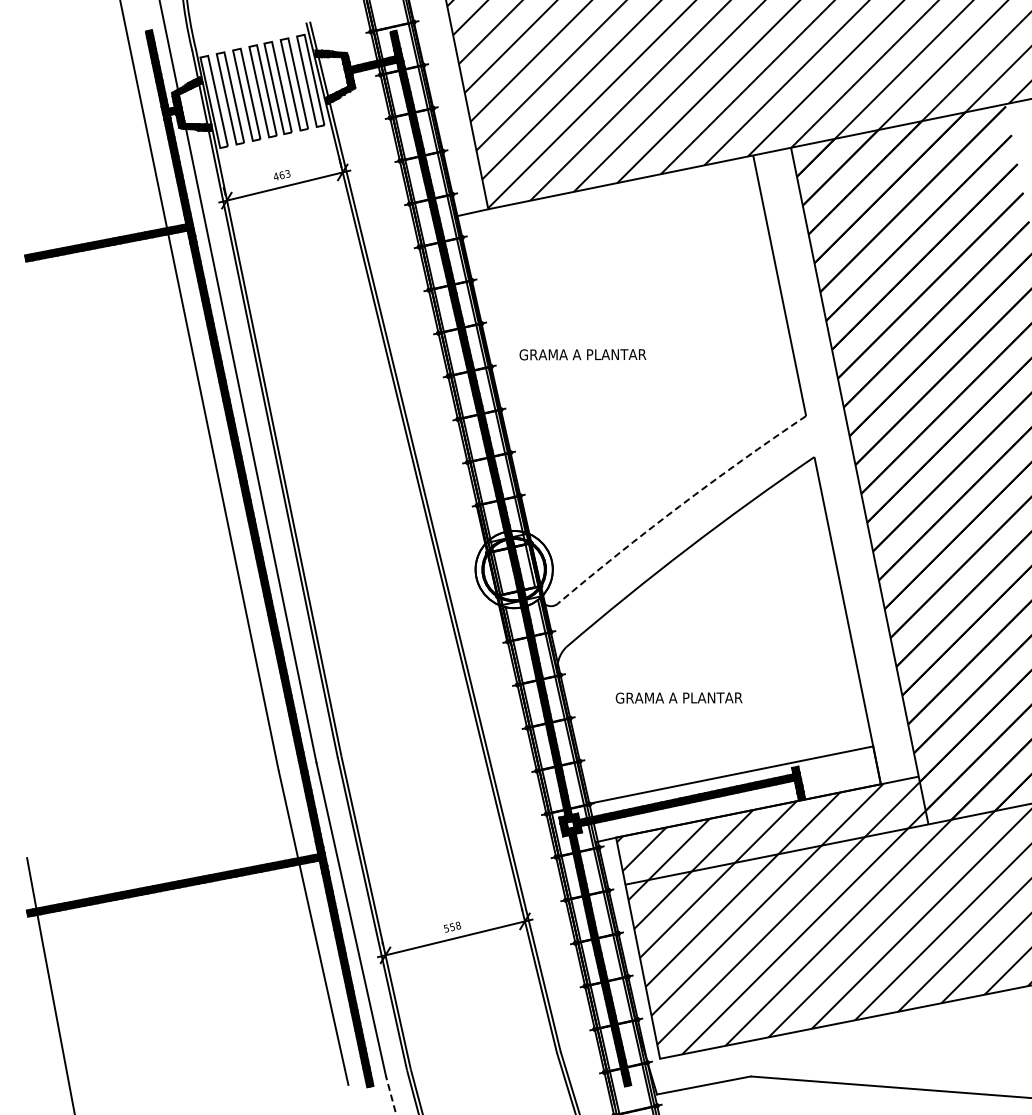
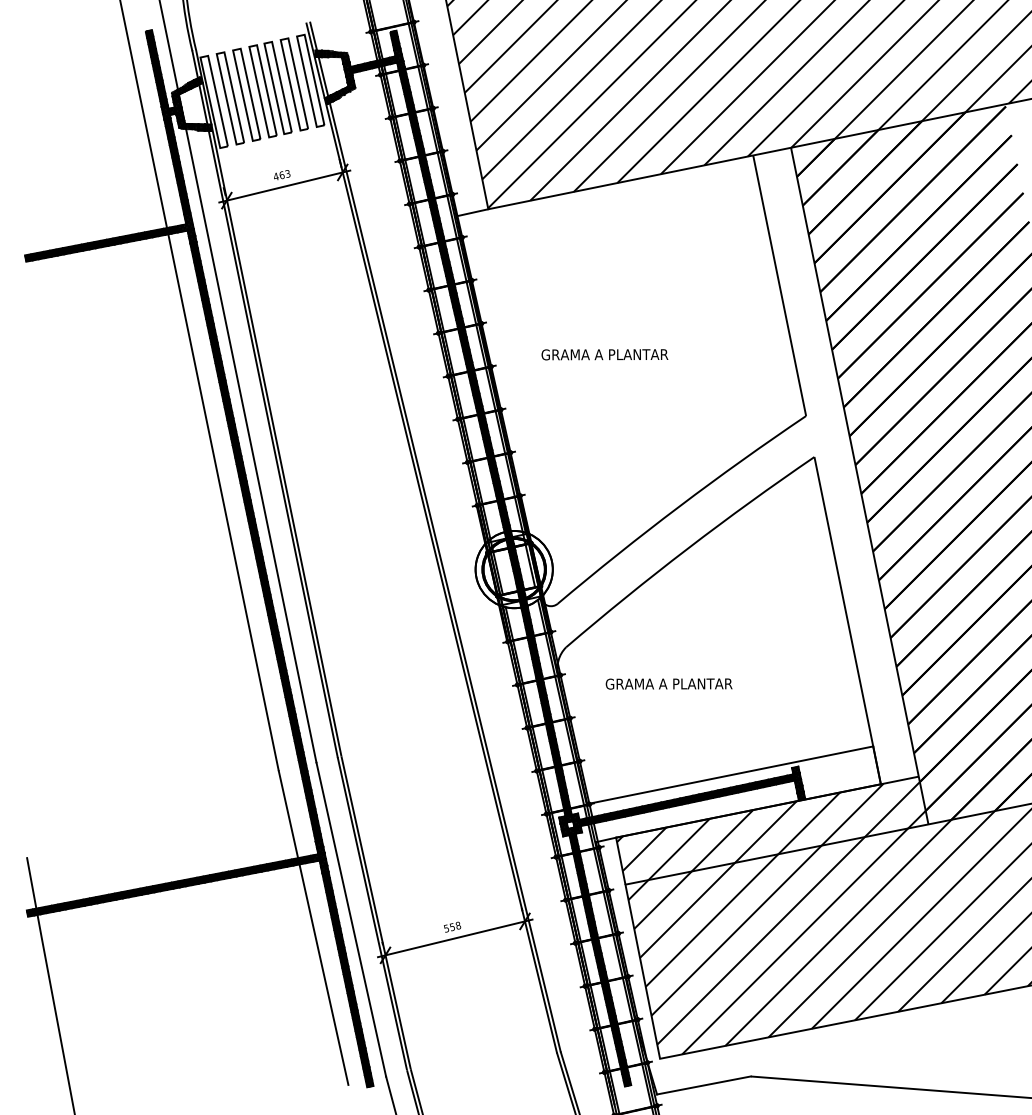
text position: (582, 354) -> (604, 354) (604, 354)
arc: dashed -> solid (679, 506)
text position: (678, 697) -> (668, 683) (668, 683)
line: dashed -> solid (391, 1095)
